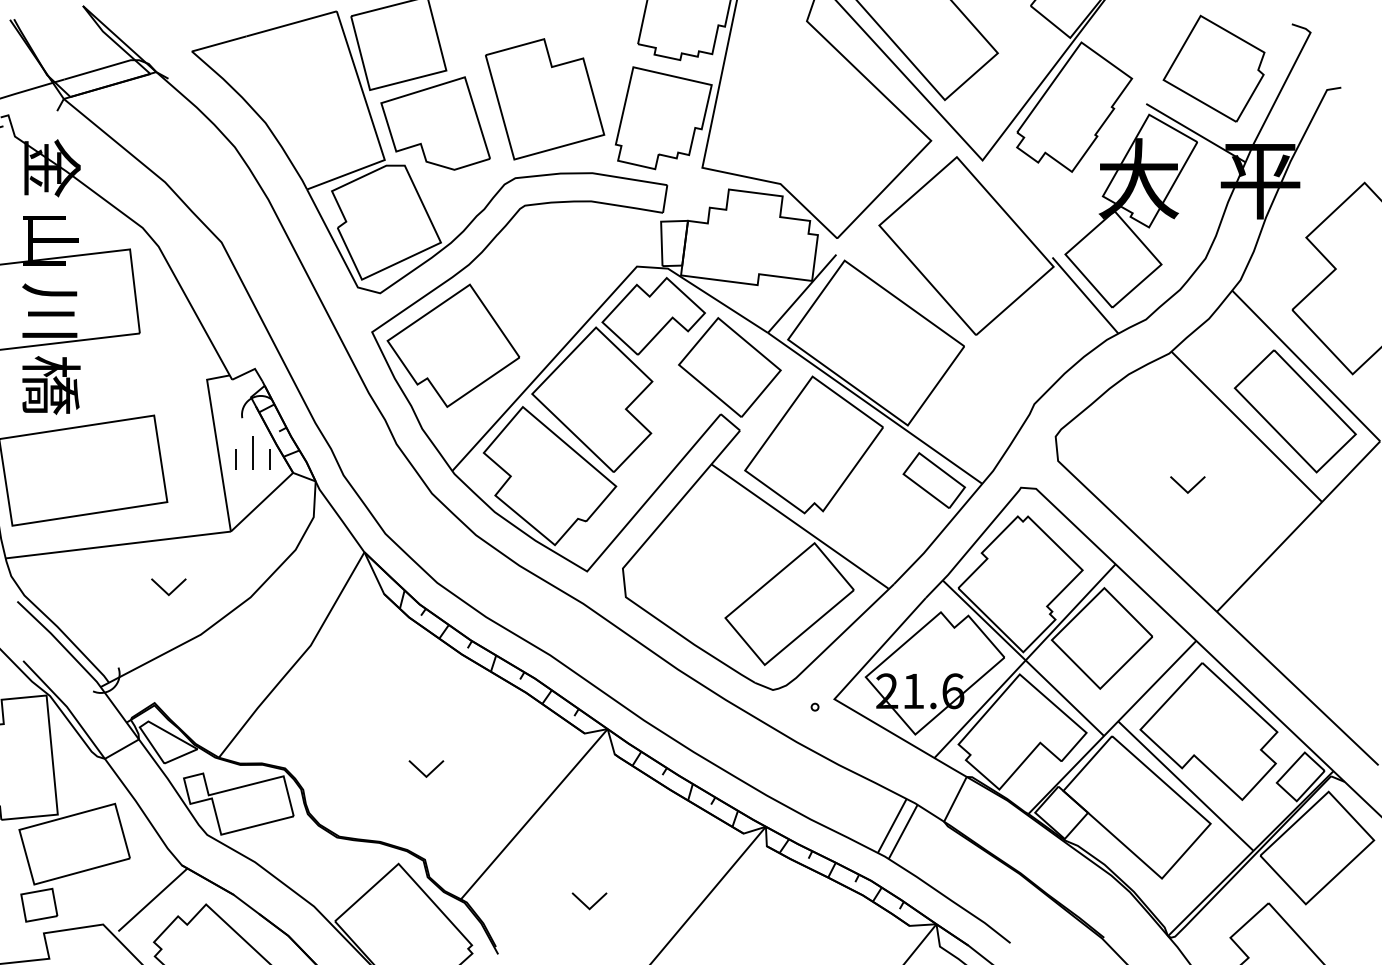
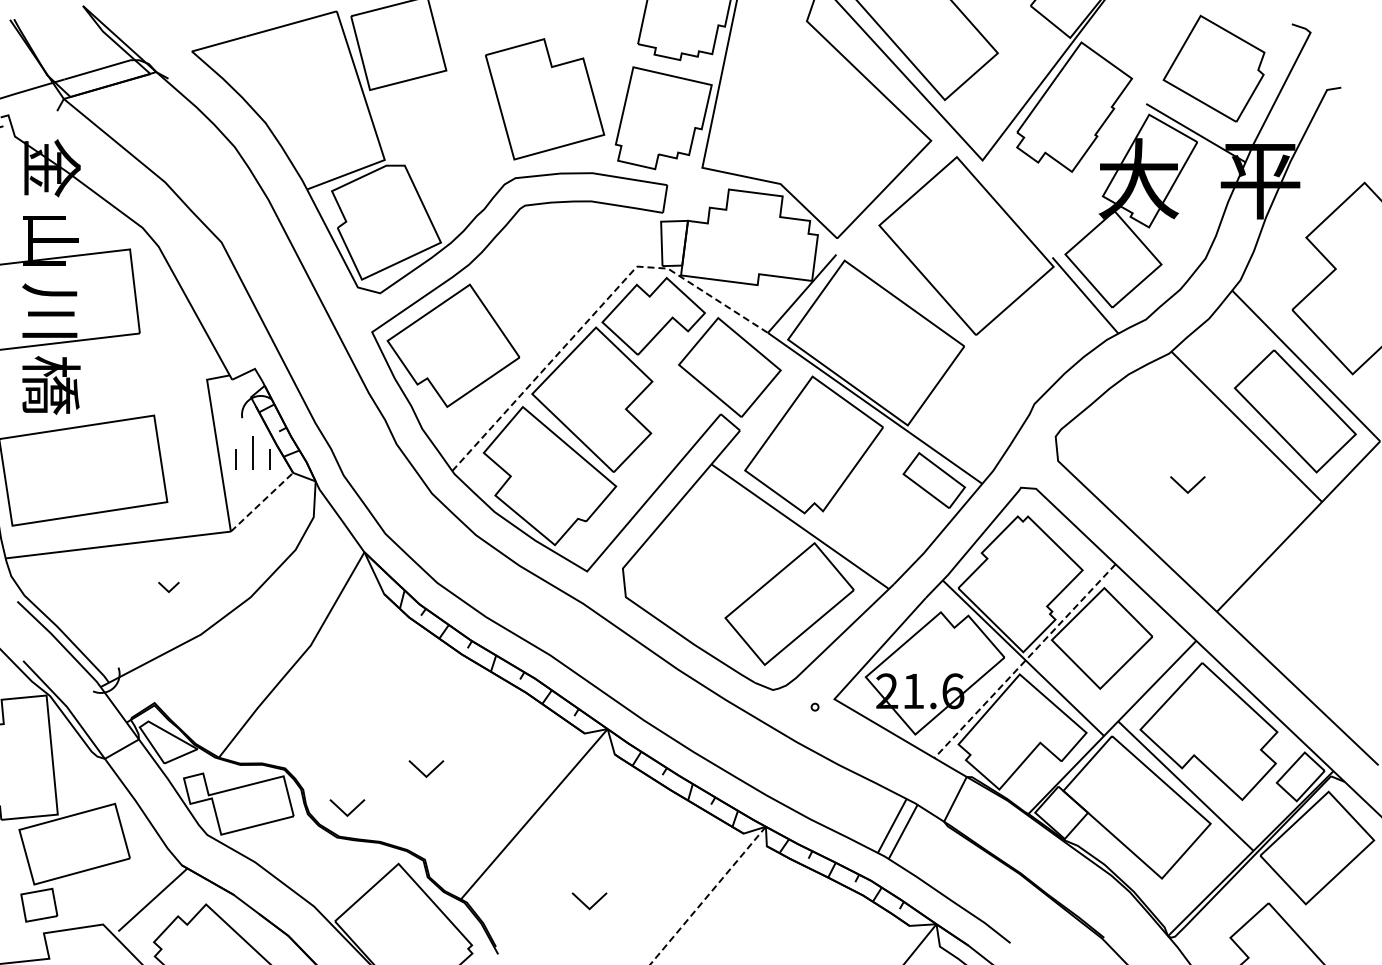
part: present -> none (435, 123)
line: solid -> dashed (596, 311)
line: solid -> dashed (262, 502)
part size: 36x19 px -> 22x12 px (168, 586)
line: solid -> dashed (1024, 661)
part: none -> present (347, 807)
line: solid -> dashed (707, 896)
